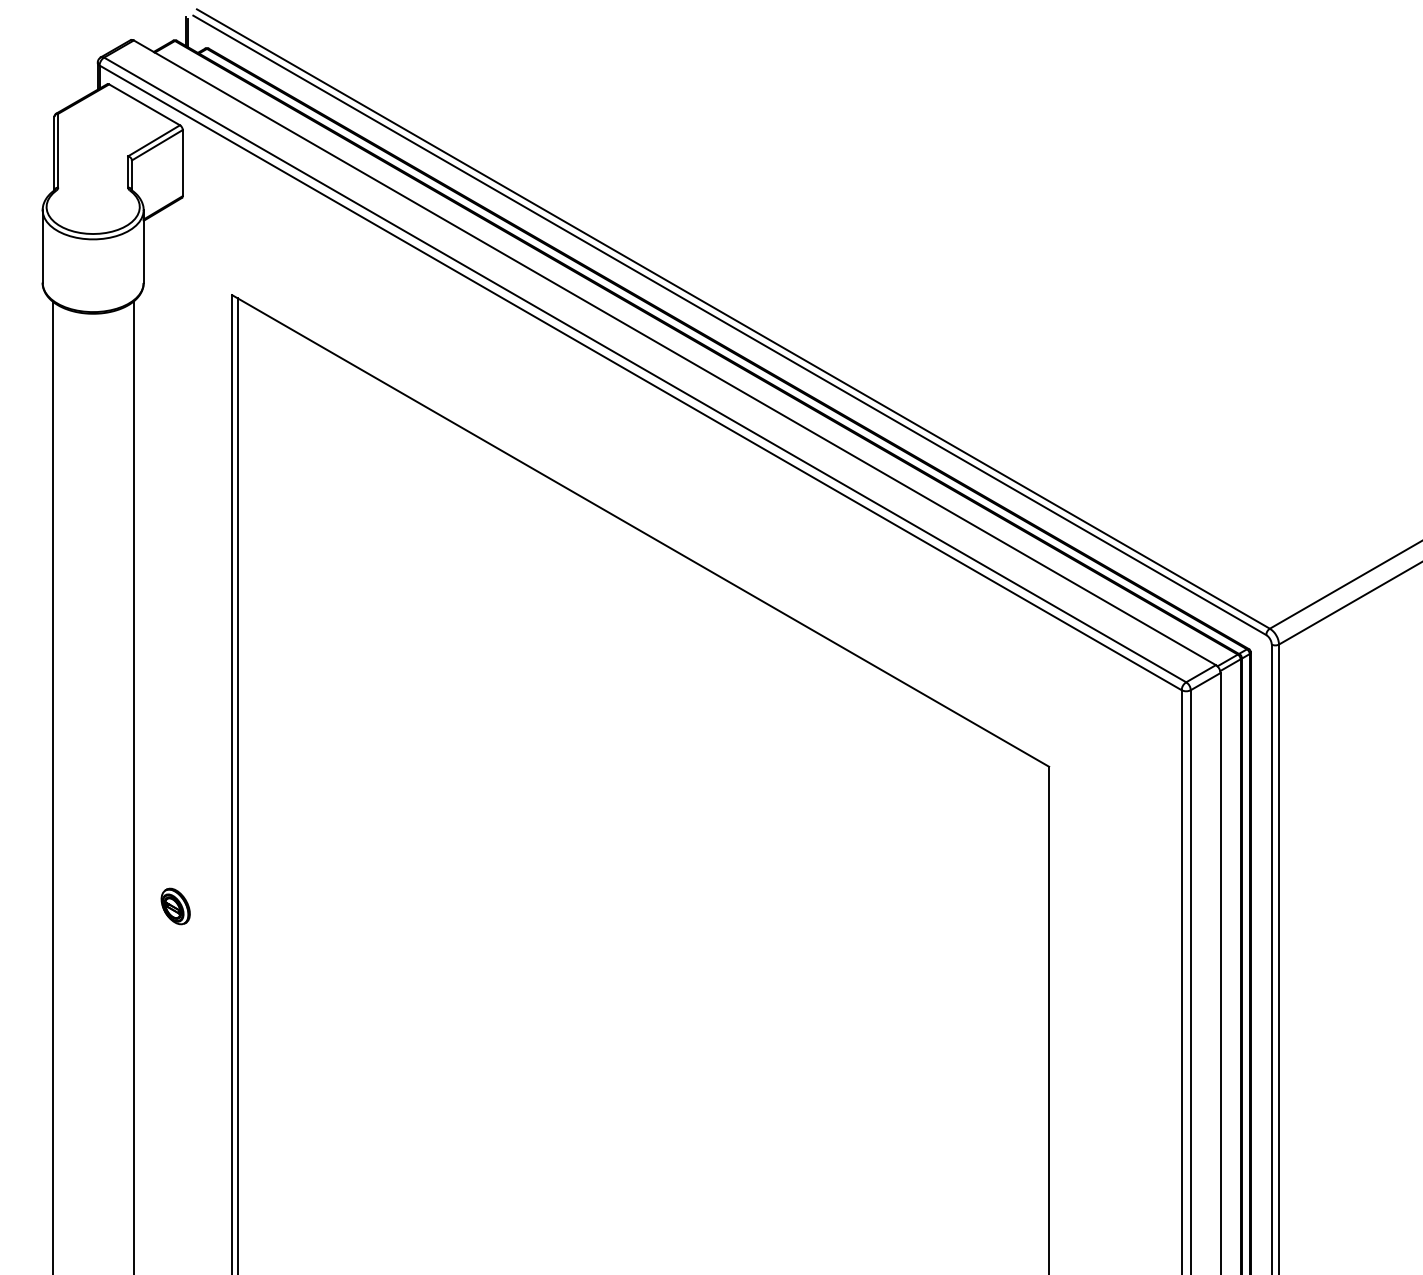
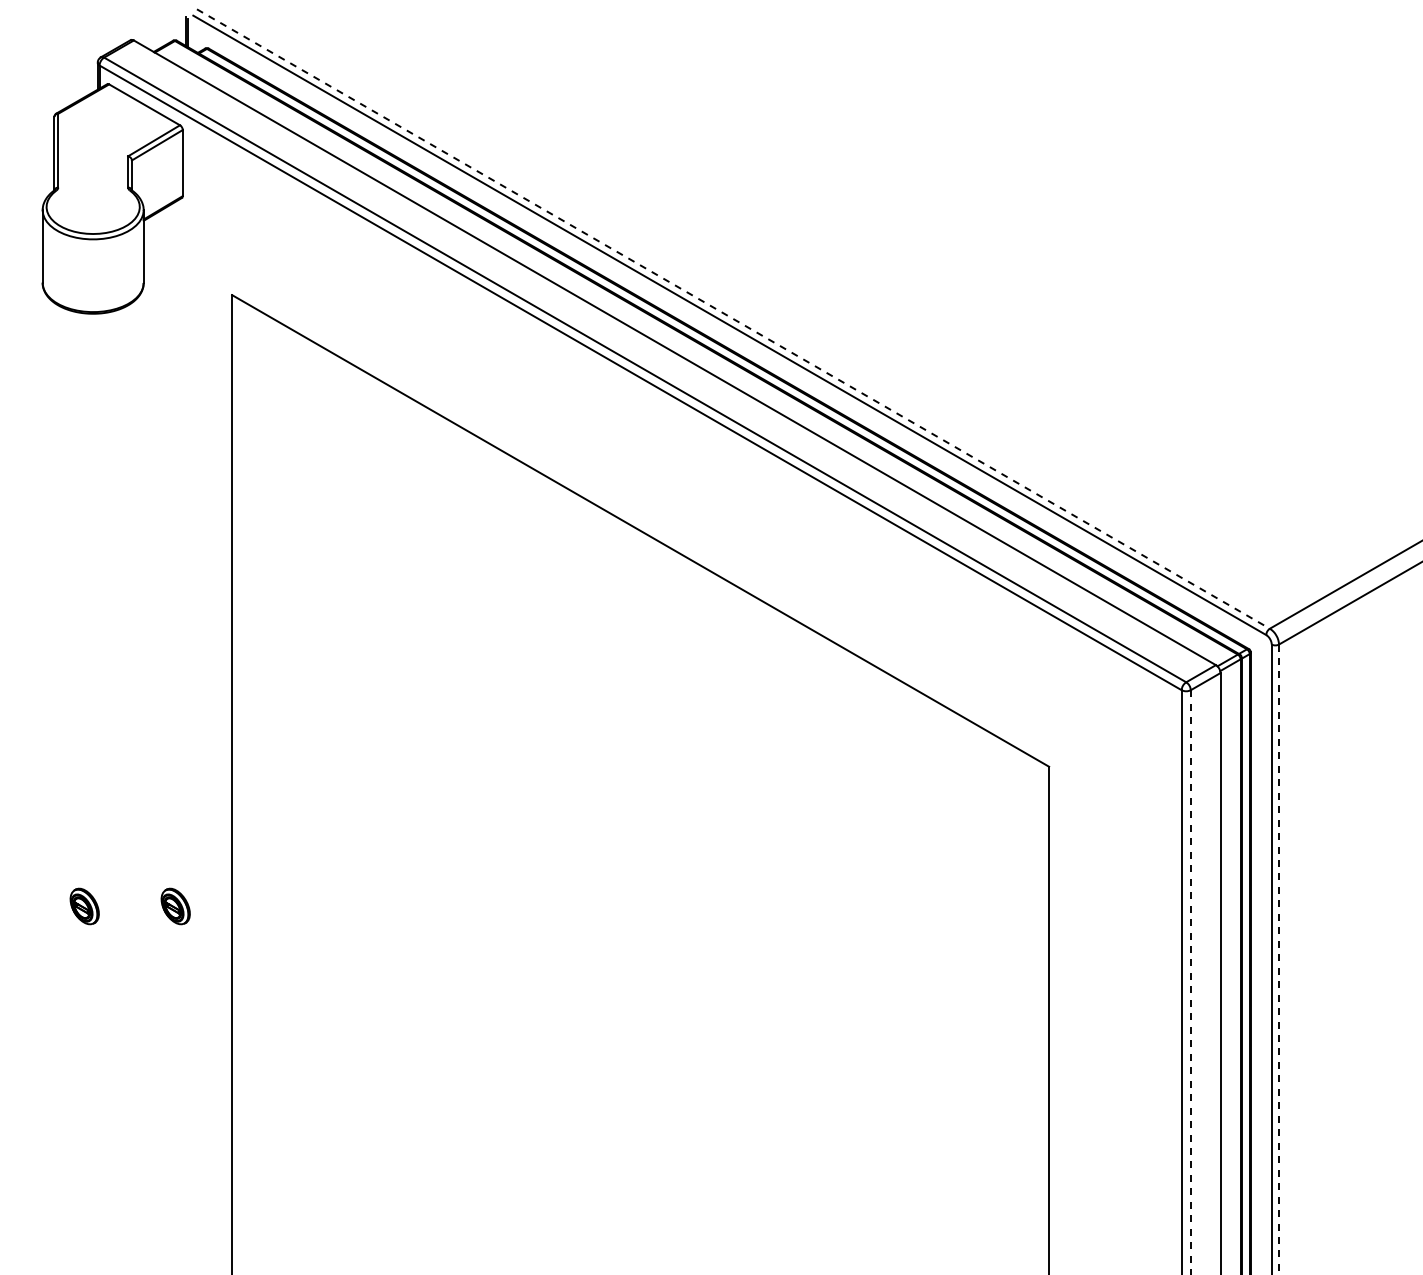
line: solid -> dashed (733, 319)
line: present -> none (237, 784)
line: present -> none (52, 786)
line: present -> none (133, 786)
part: none -> present (84, 906)
line: solid -> dashed (1279, 959)
line: solid -> dashed (1190, 982)
